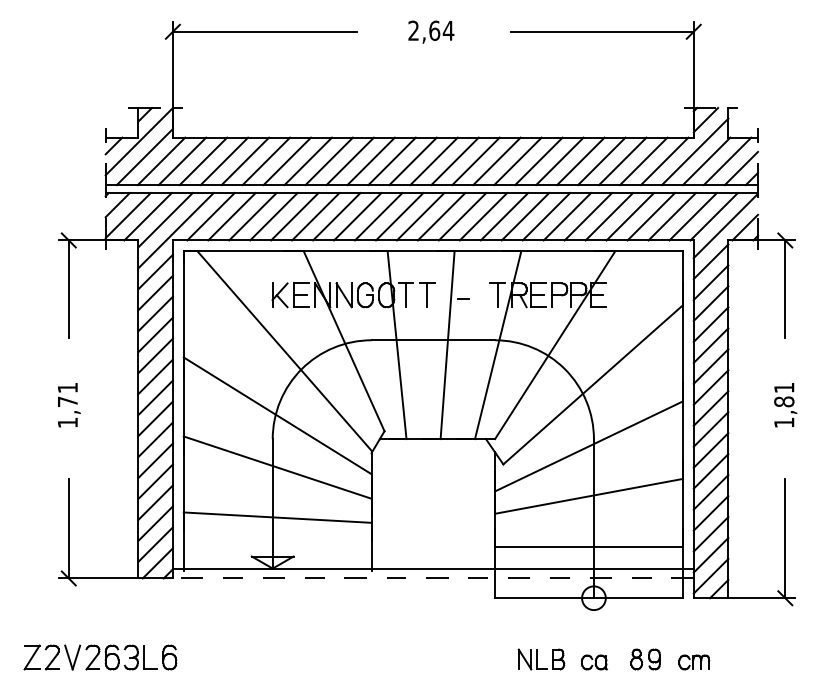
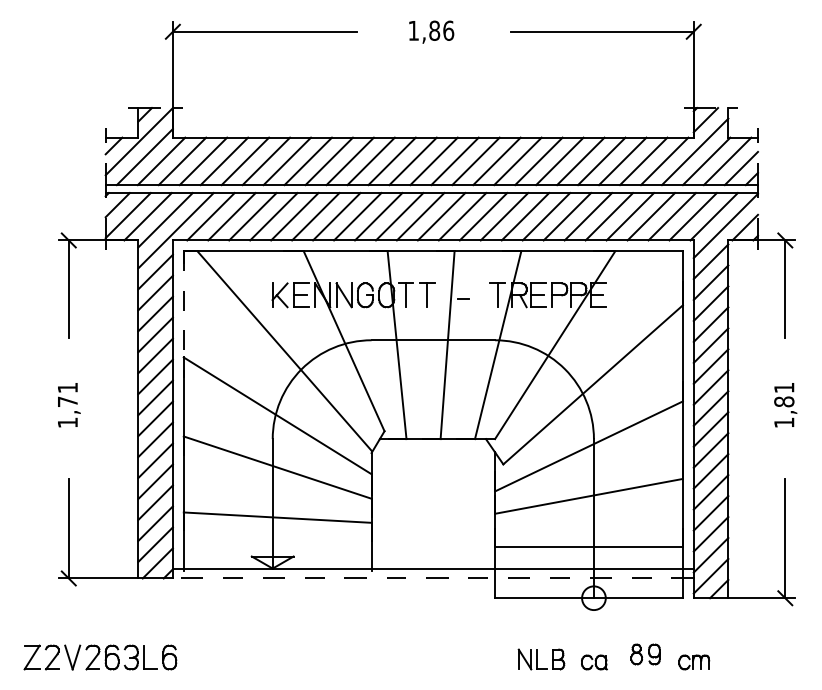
text: 2,64 -> 1,86 (431, 30)
line: solid -> dashed (183, 314)
part position: (645, 659) -> (645, 654) (645, 654)
